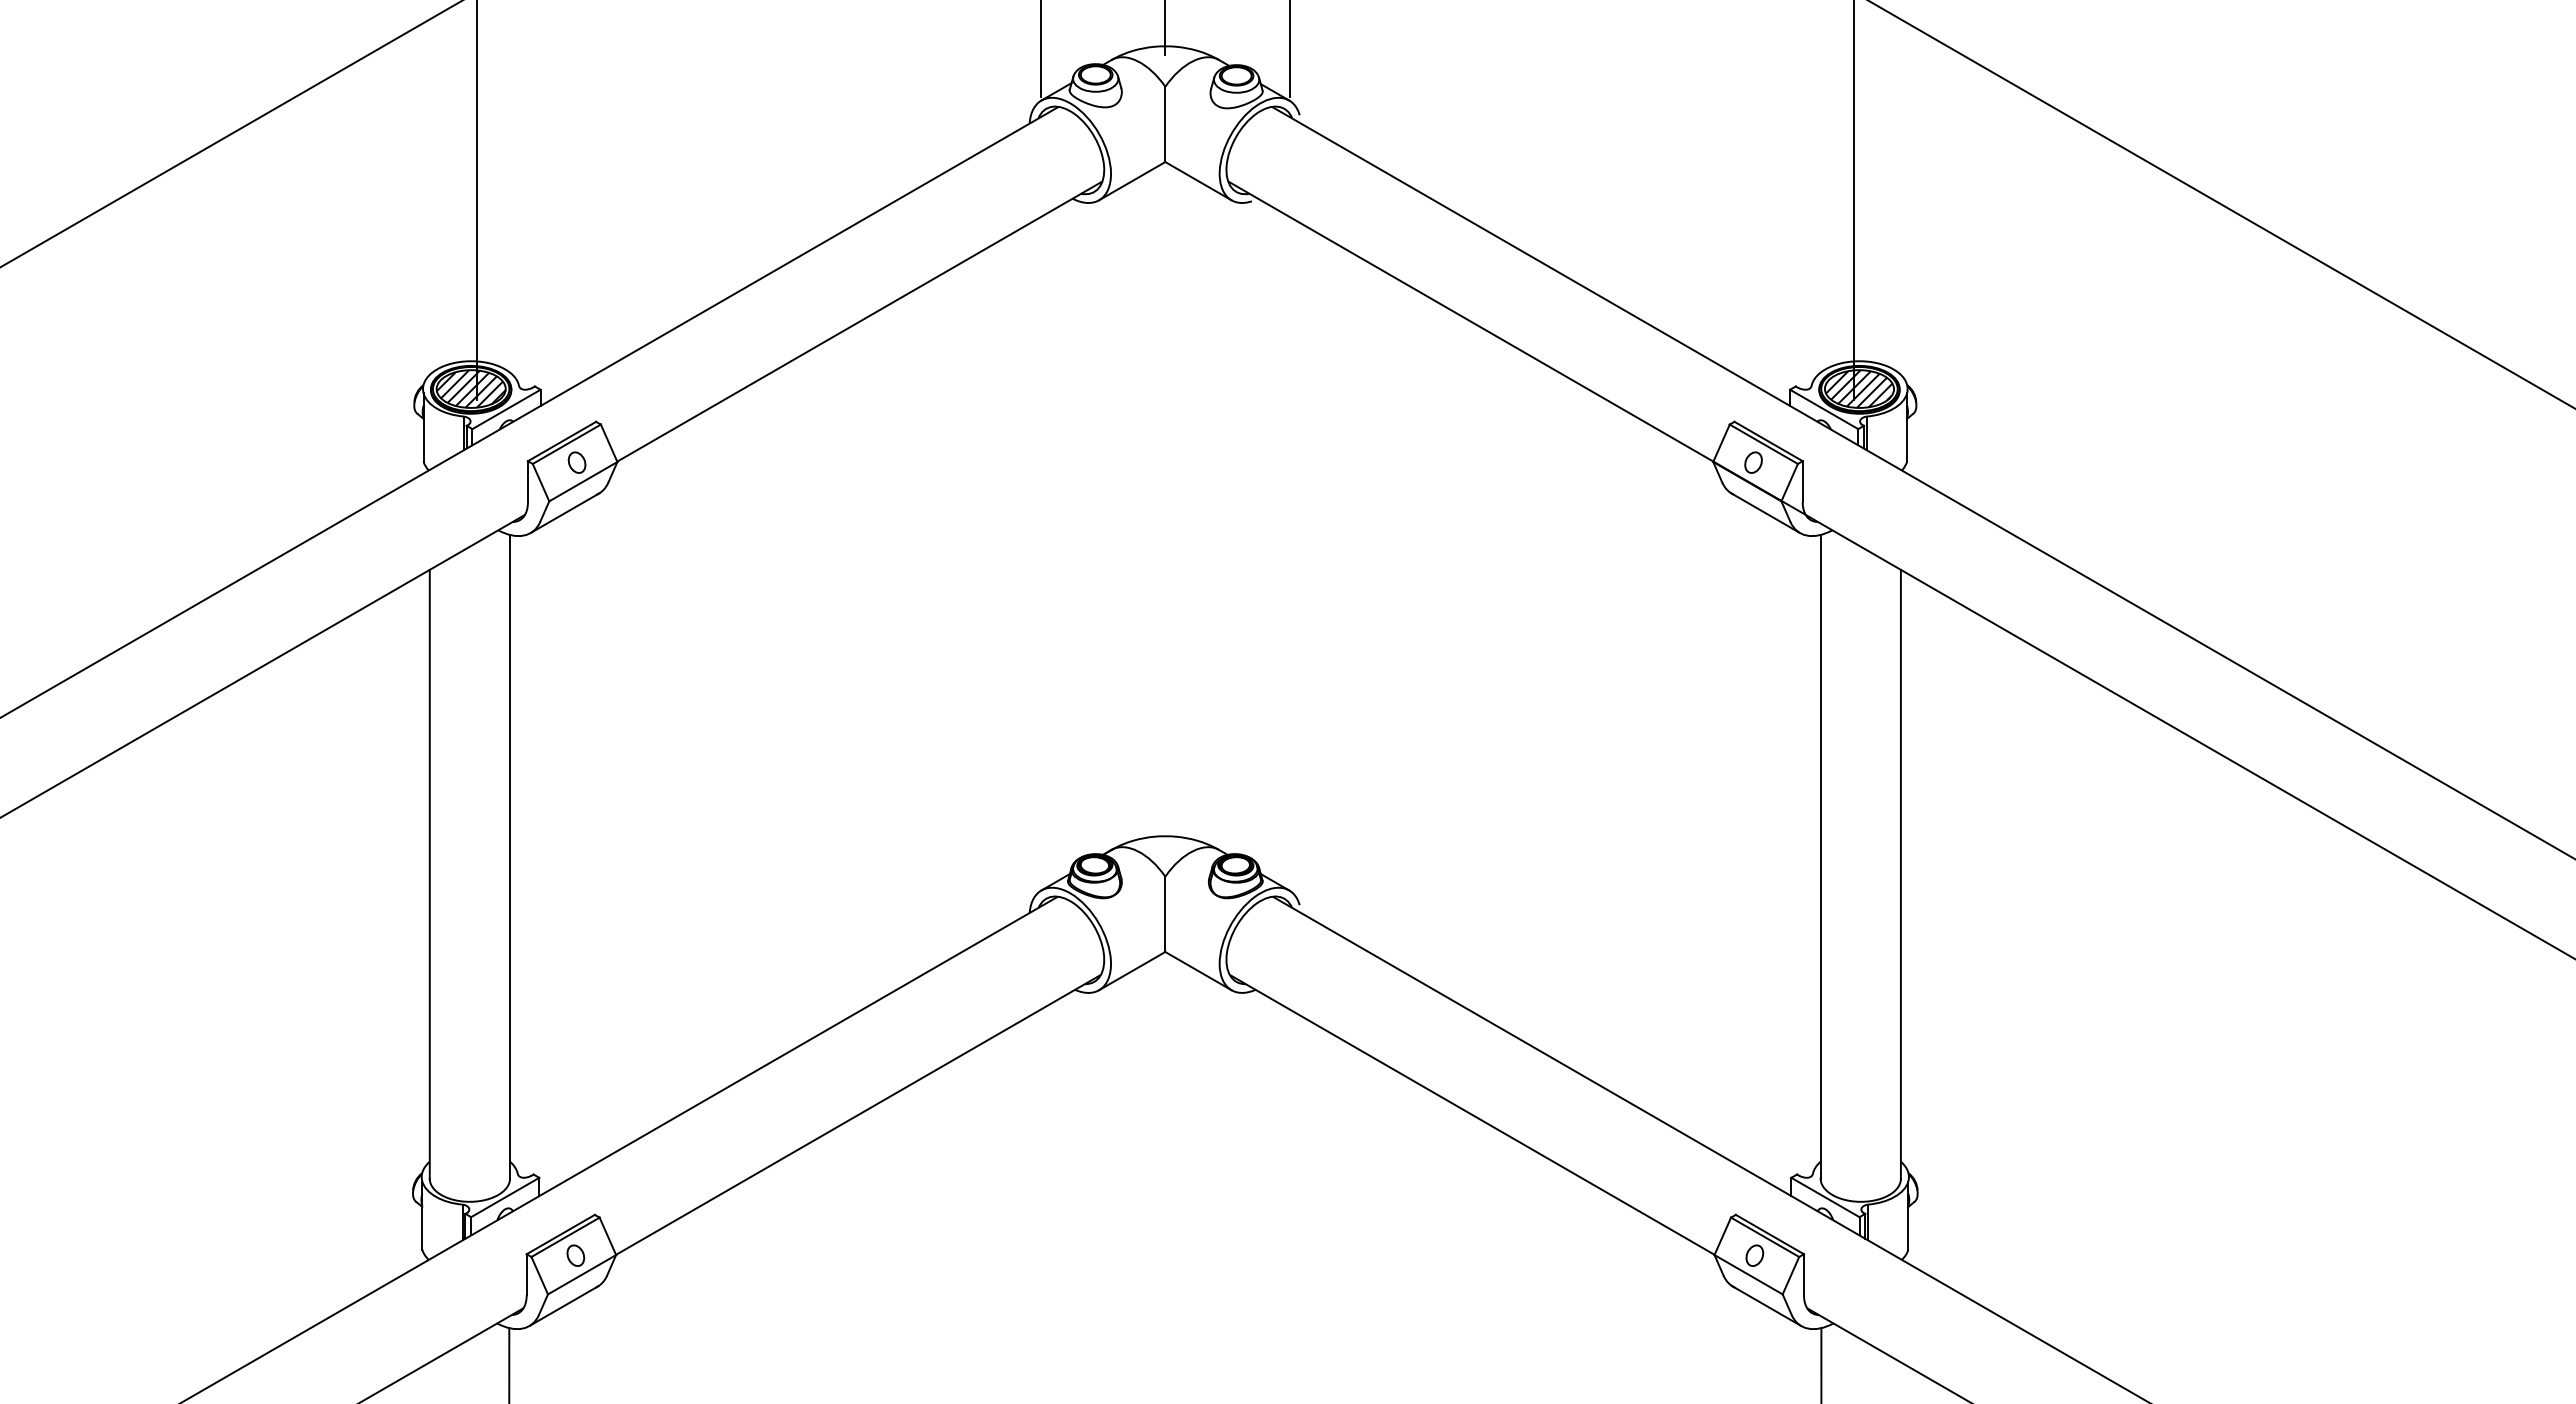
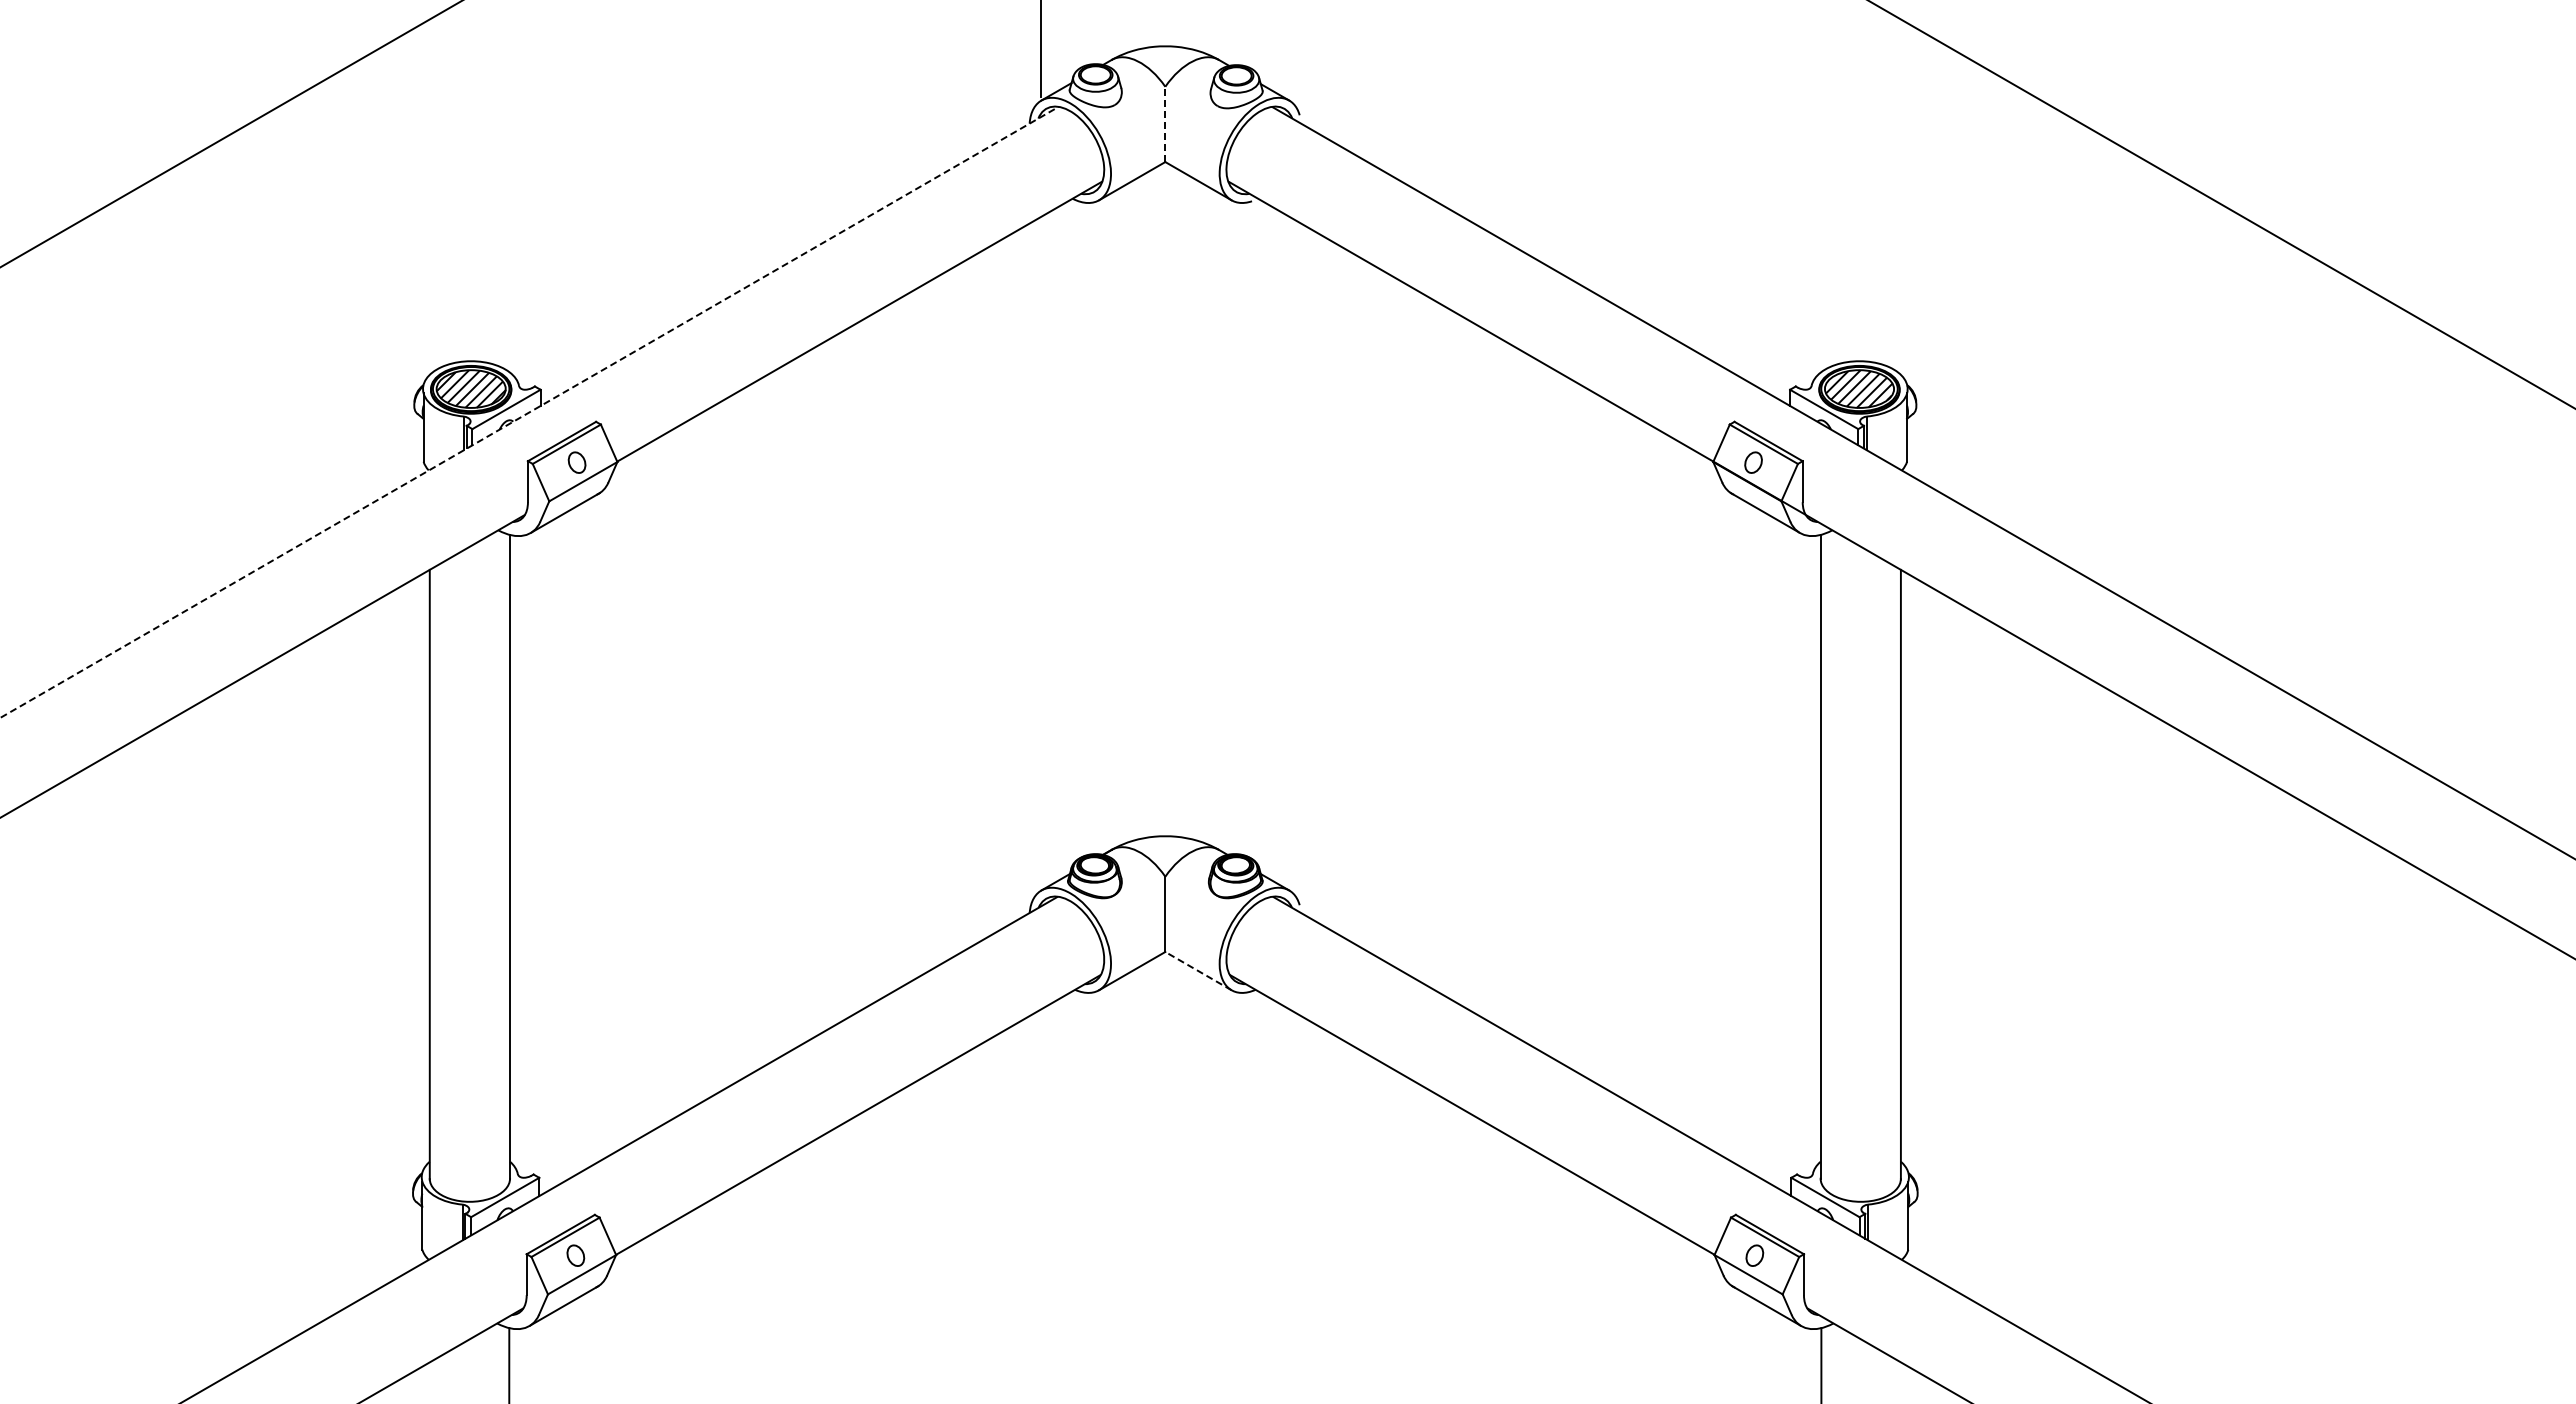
line: present -> none (1165, 28)
line: present -> none (1289, 49)
line: solid -> dashed (1165, 124)
line: present -> none (477, 200)
line: present -> none (1853, 200)
line: solid -> dashed (529, 412)
line: solid -> dashed (1198, 970)
